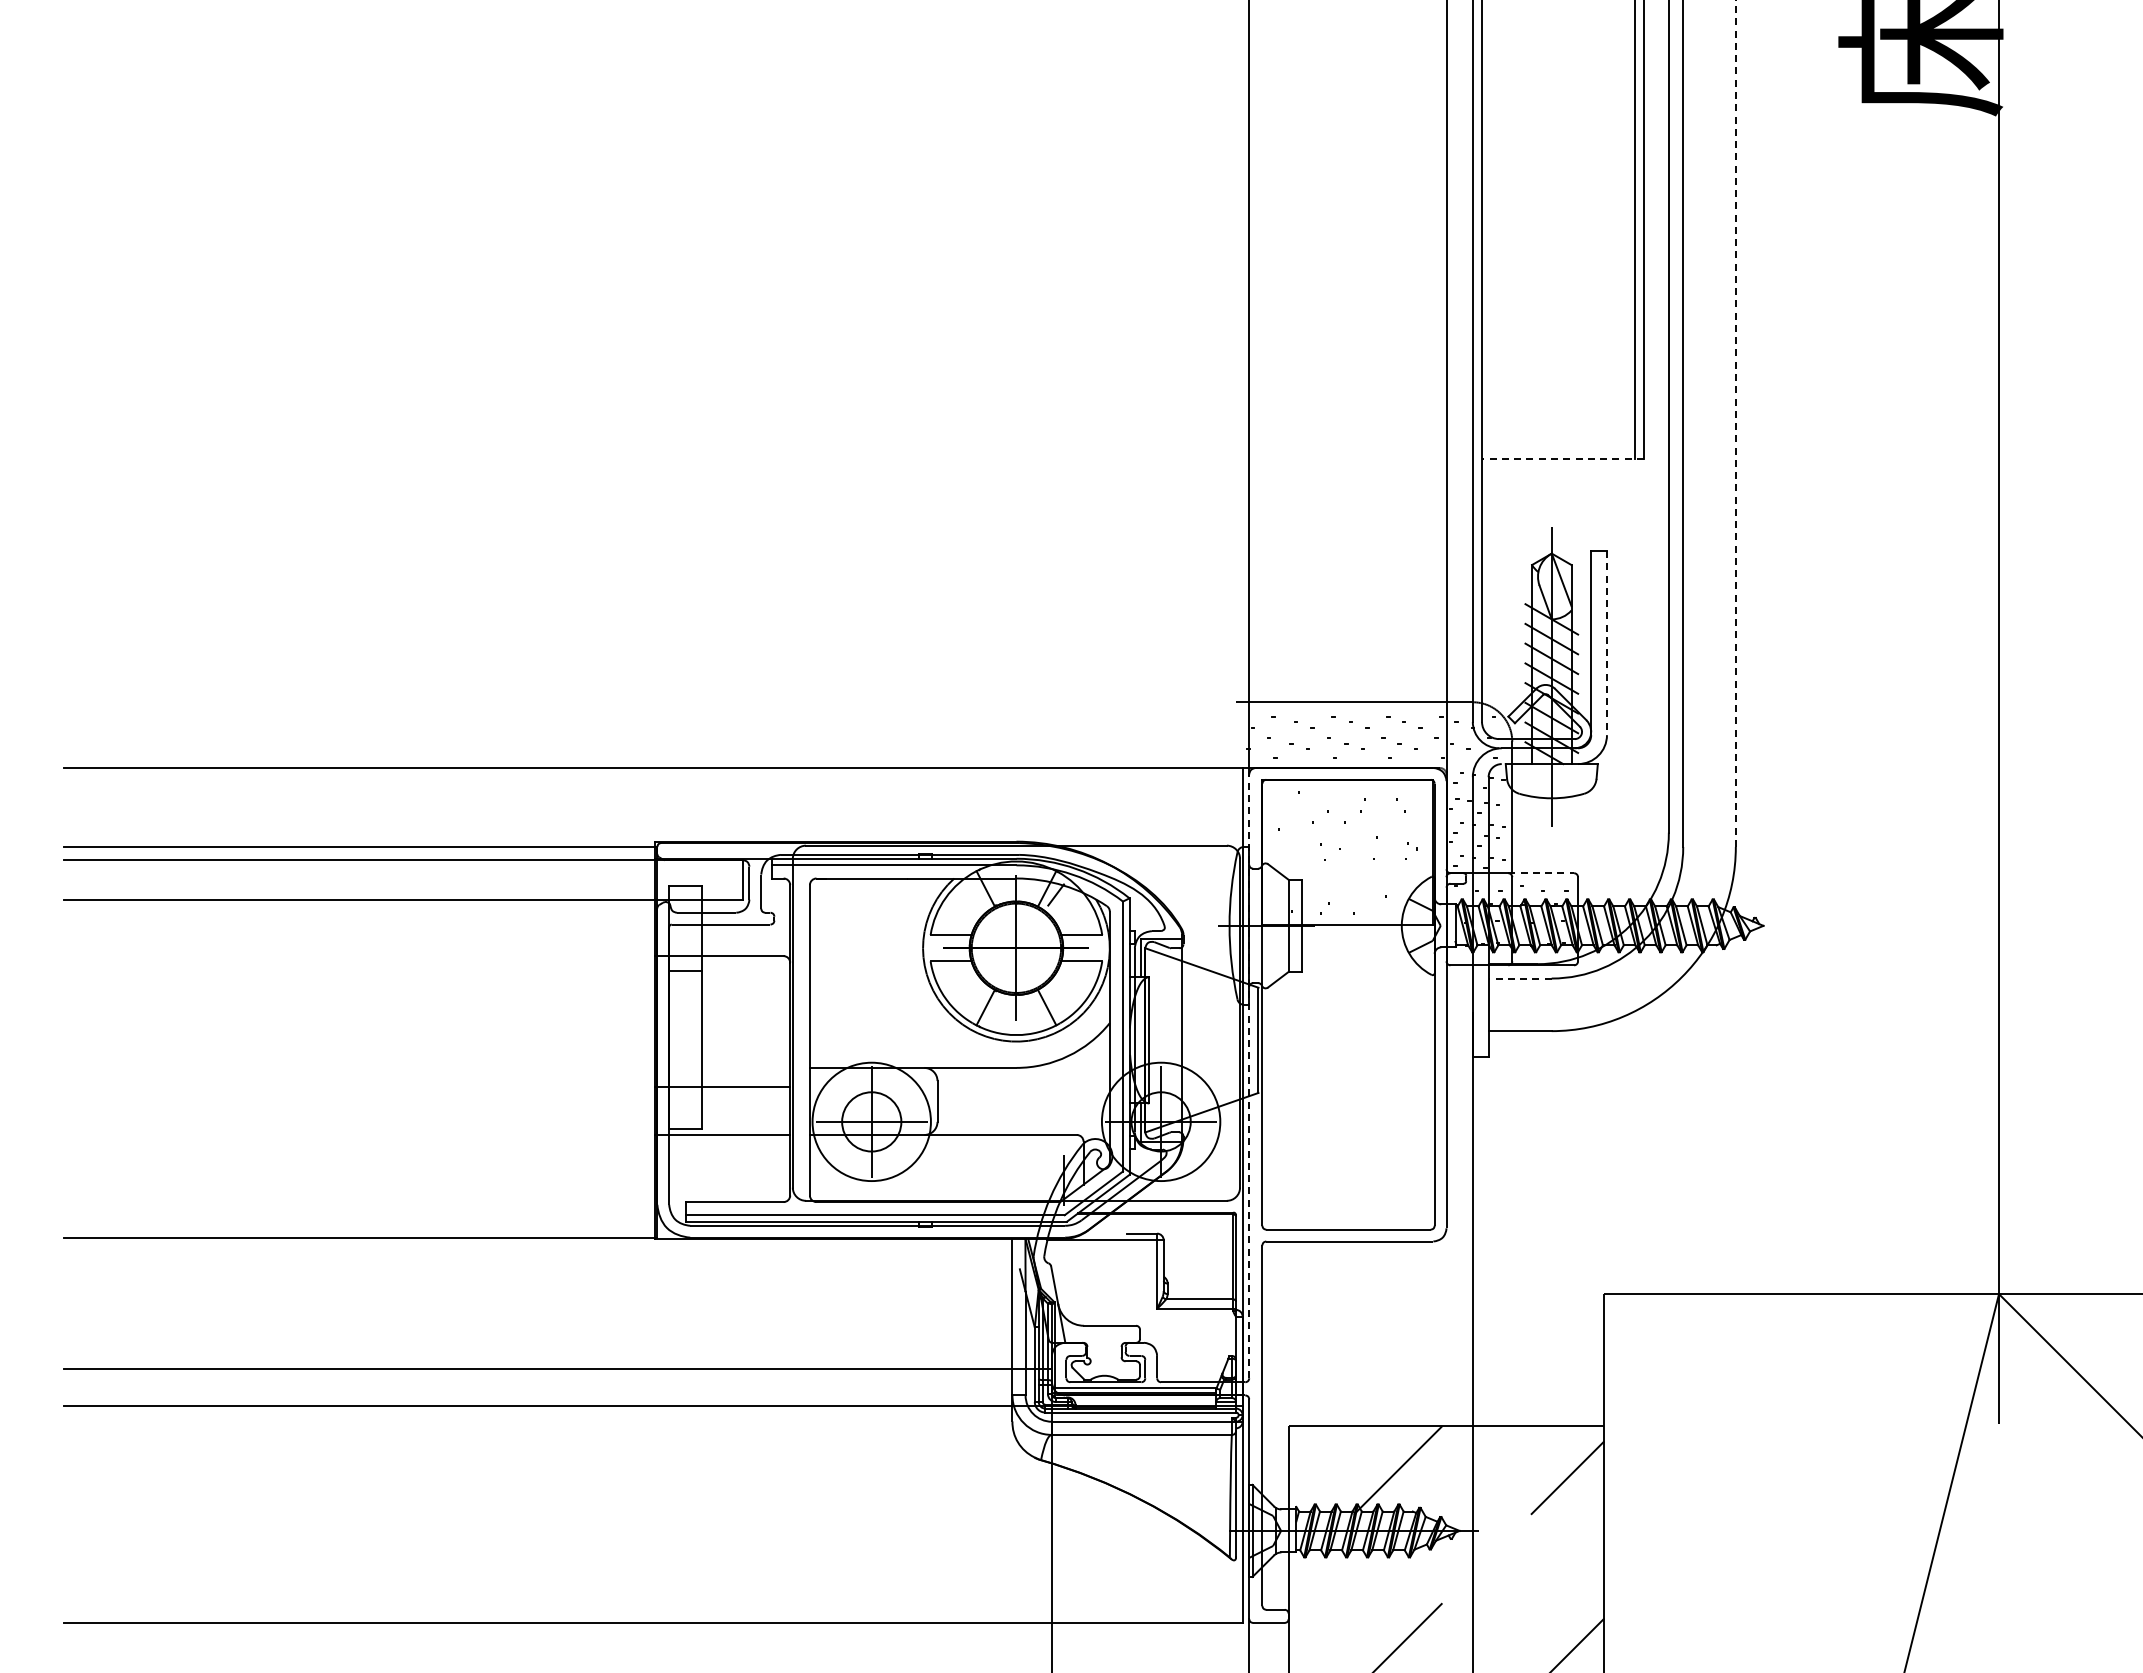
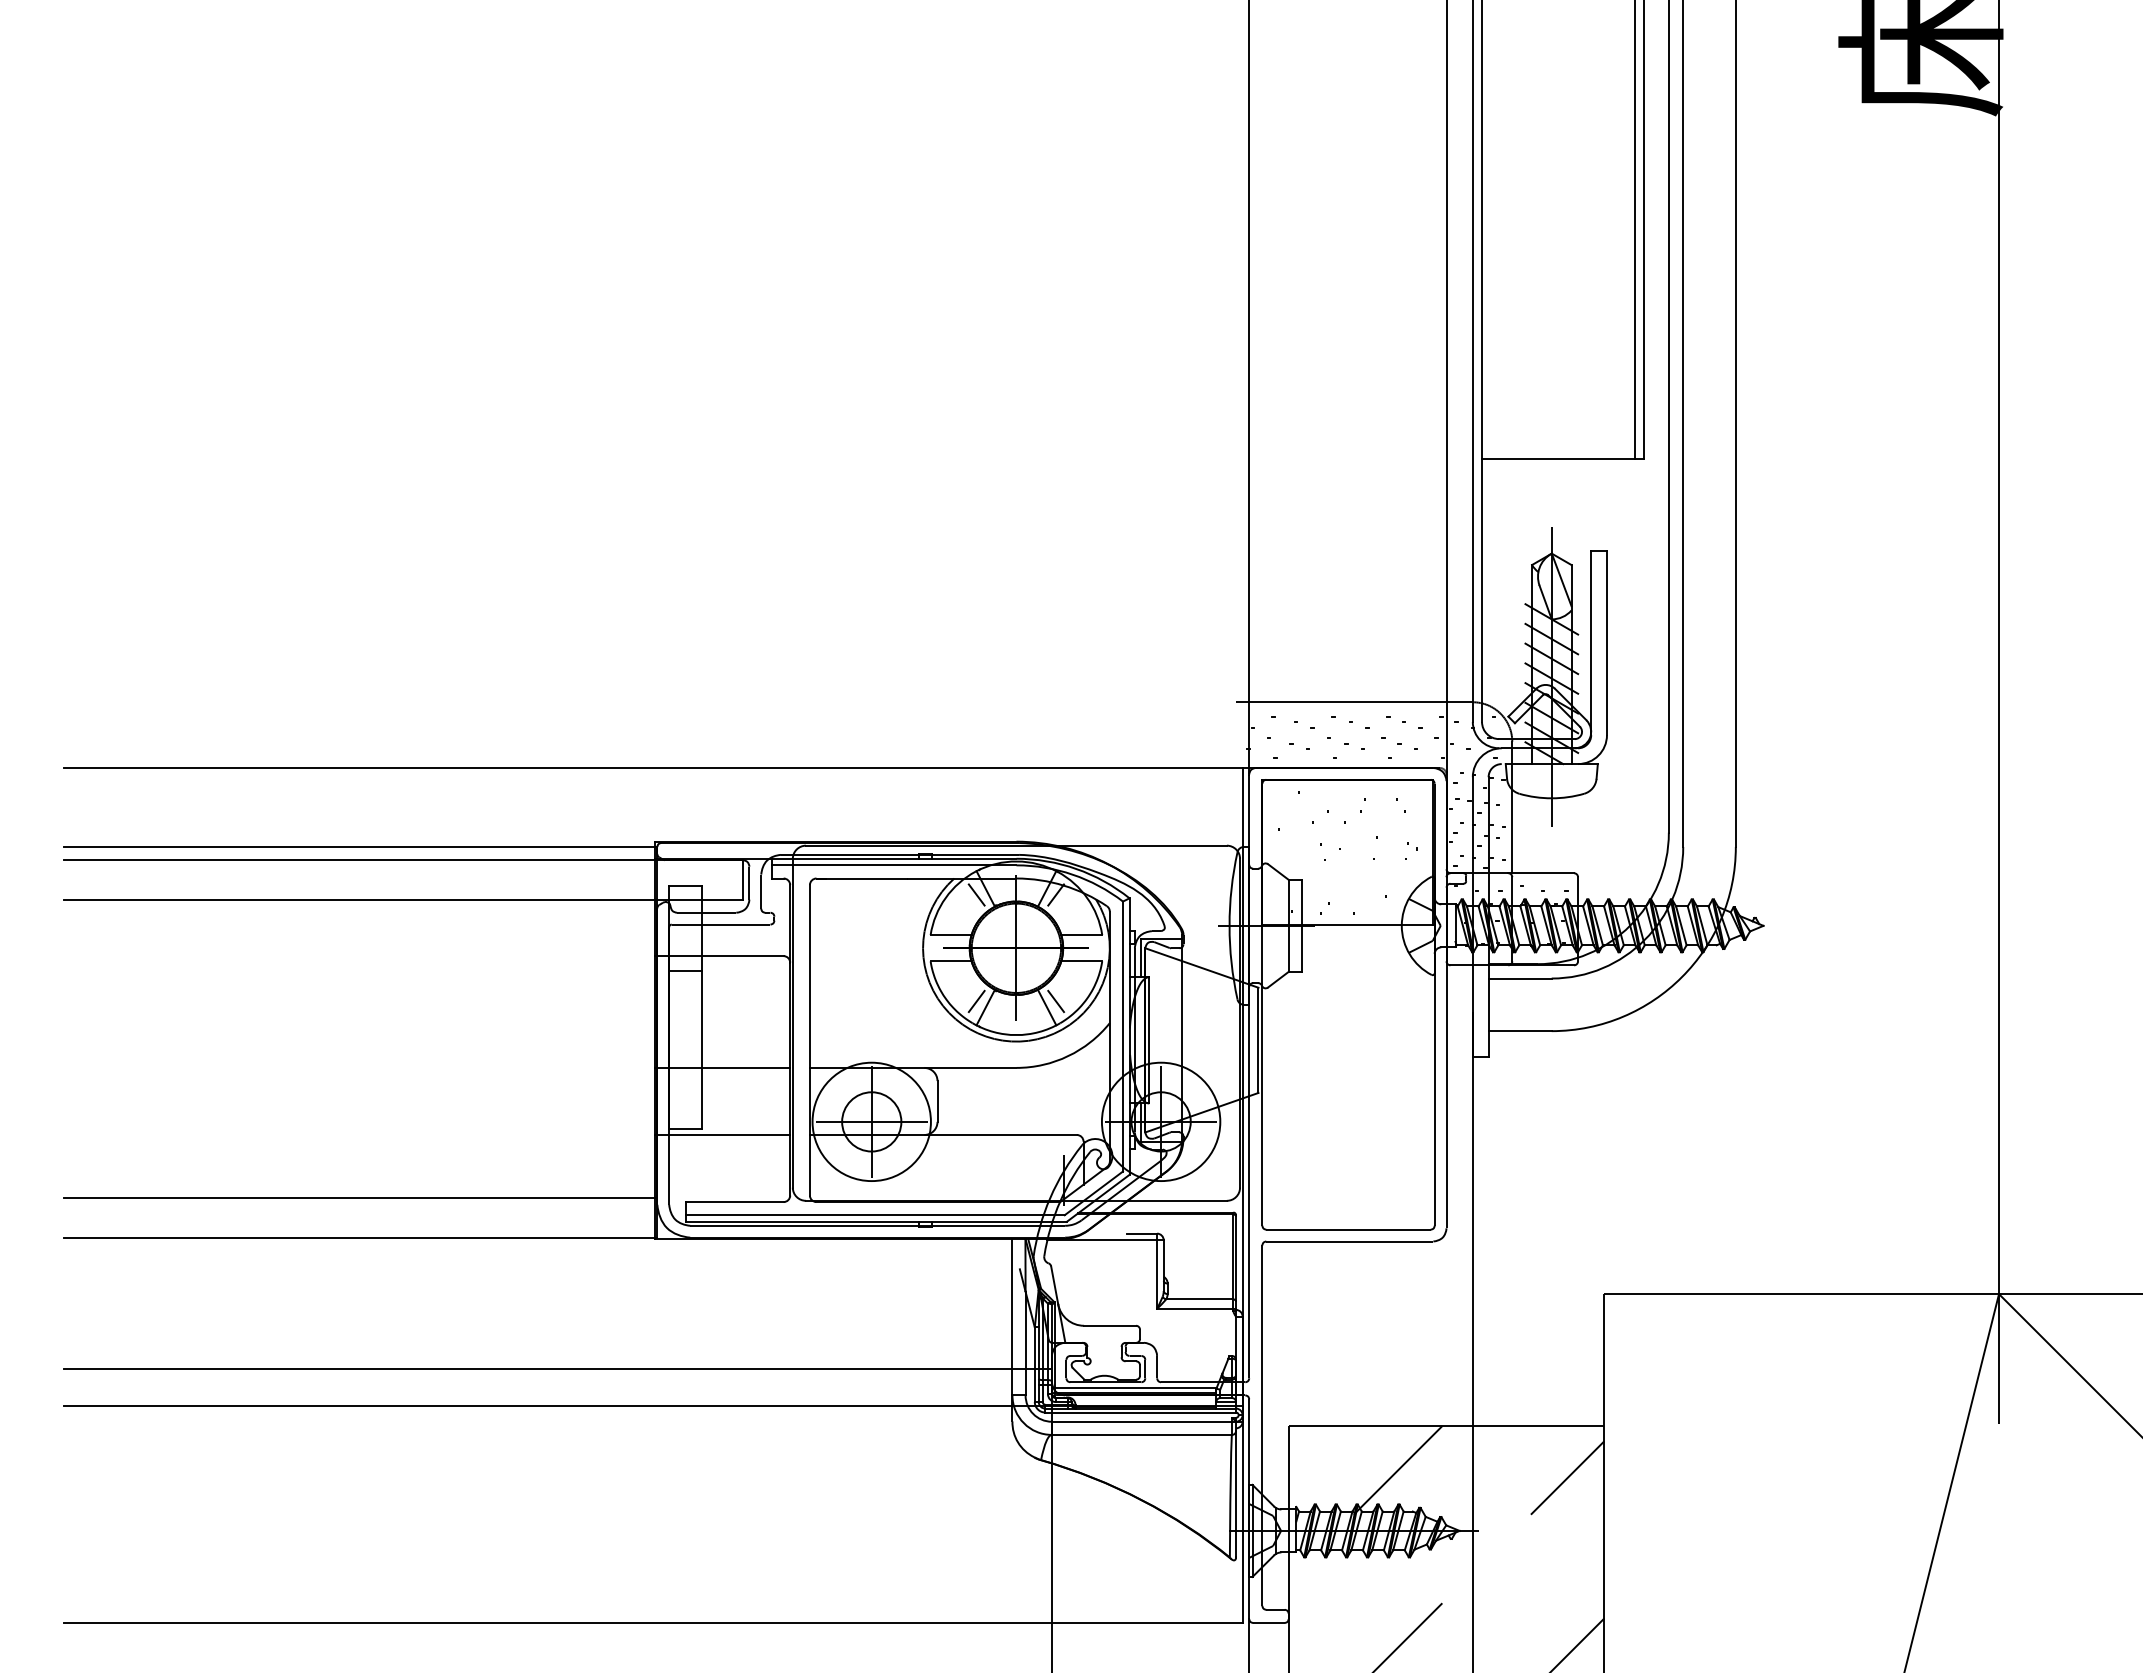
line: dashed -> solid (1735, 423)
line: dashed -> solid (1562, 458)
line: dashed -> solid (1606, 643)
line: dashed -> solid (1541, 873)
line: none -> present (976, 894)
line: dashed -> solid (1520, 978)
line: none -> present (976, 1001)
line: none -> present (1056, 1001)
line: dashed -> solid (1249, 1076)
line position: (722, 1086) -> (722, 1067) (722, 1067)
line: none -> present (360, 1198)
